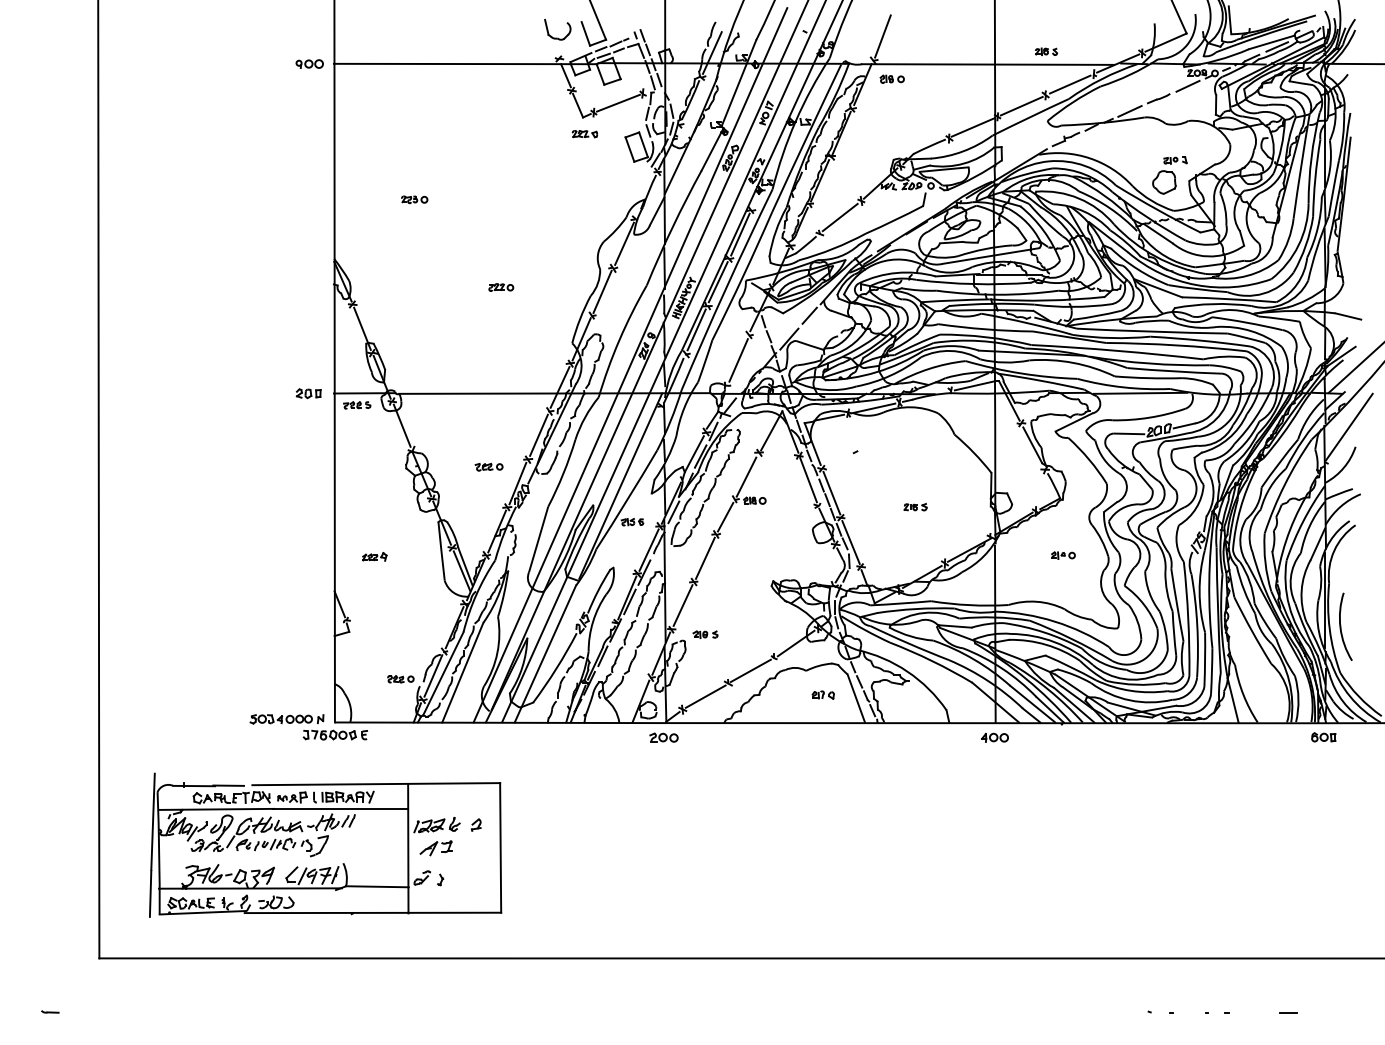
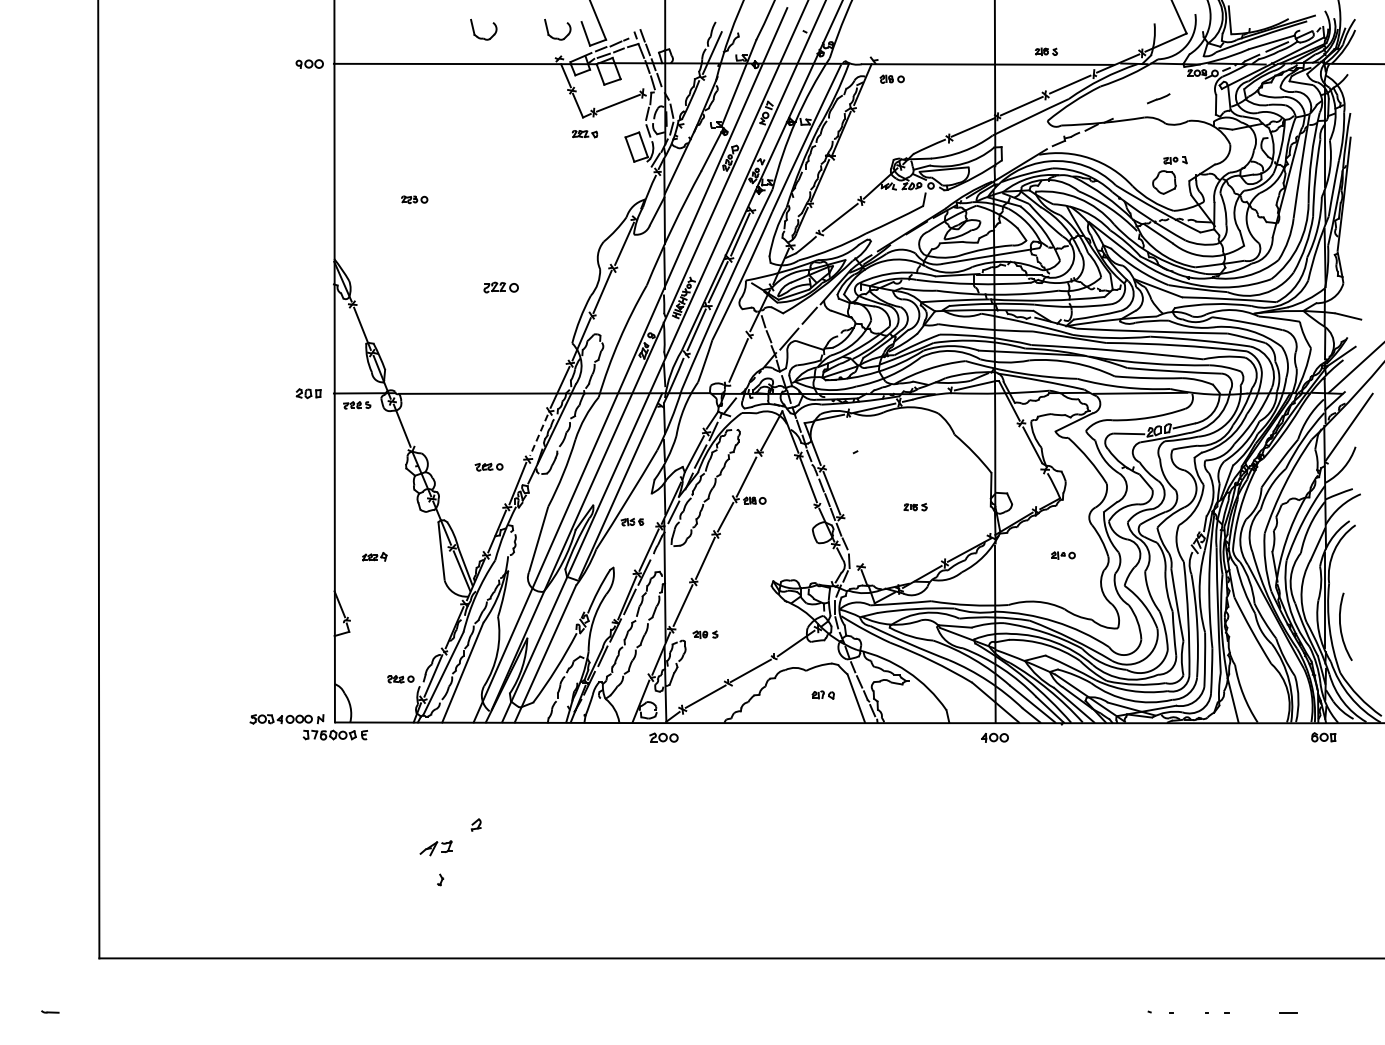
line: present -> none (882, 36)
part: none -> present (483, 37)
line: present -> none (1187, 85)
line: present -> none (1129, 111)
part size: 27x9 px -> 36x13 px (500, 287)
line: solid -> dashed (538, 435)
line: present -> none (850, 542)
part: present -> none (325, 844)
